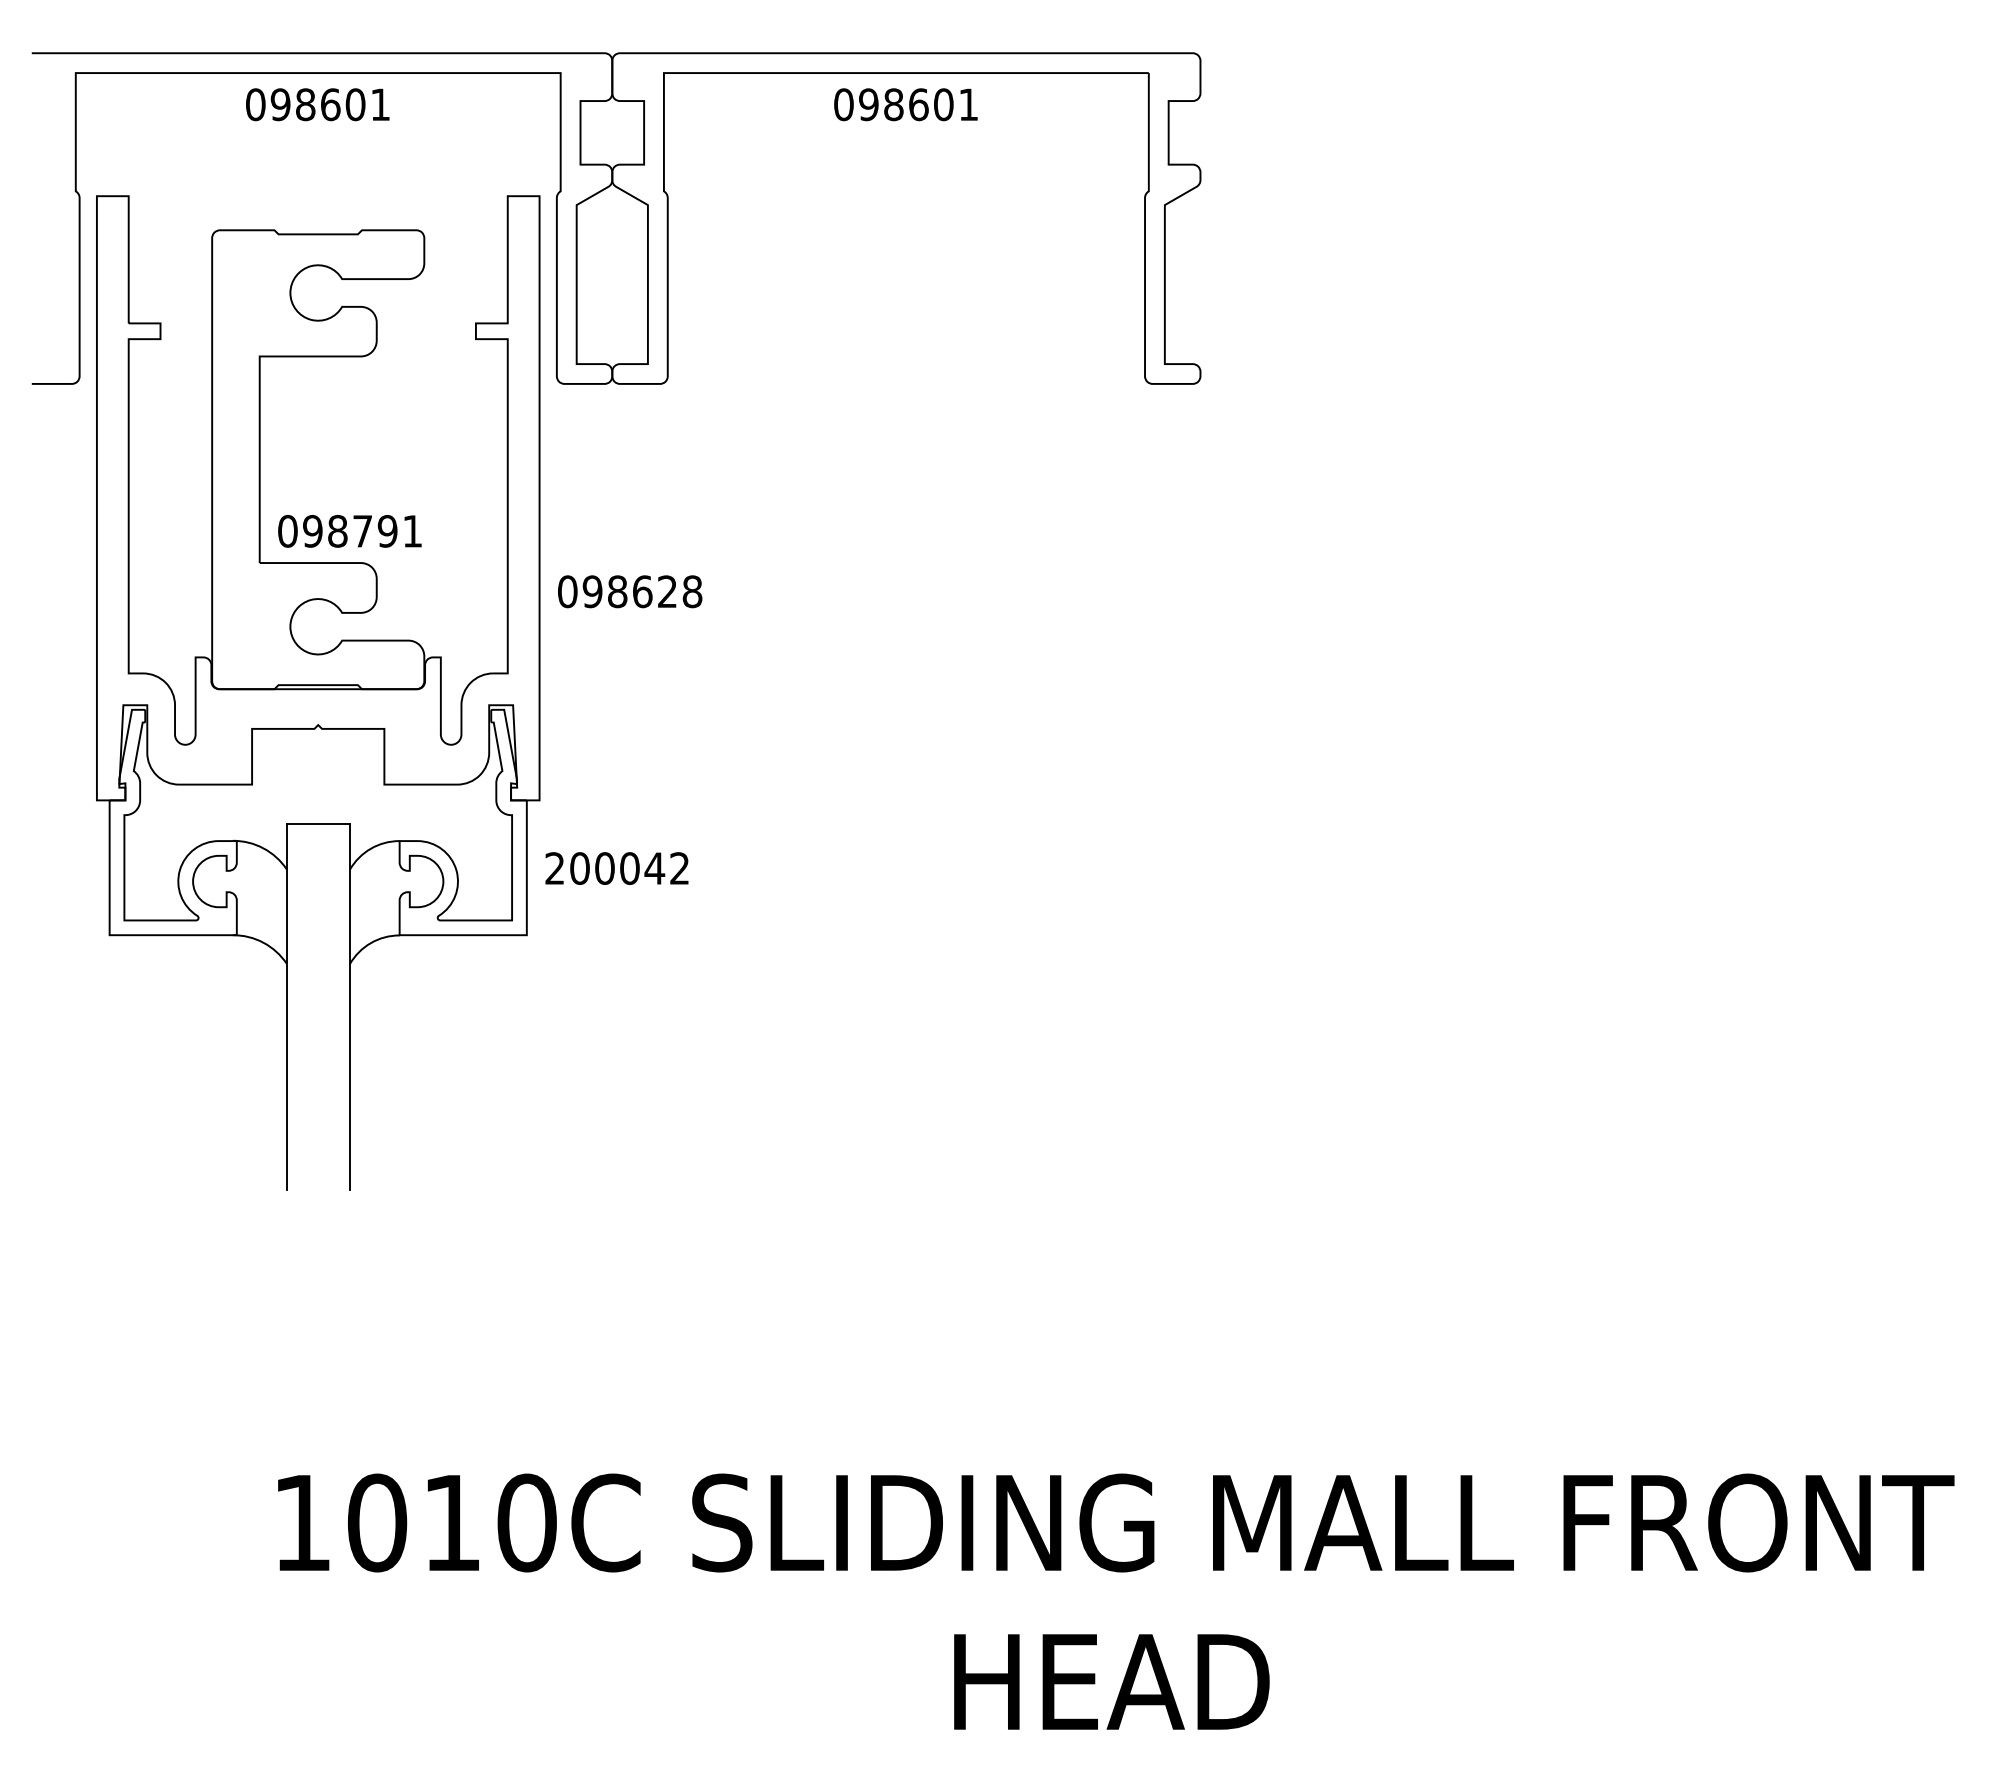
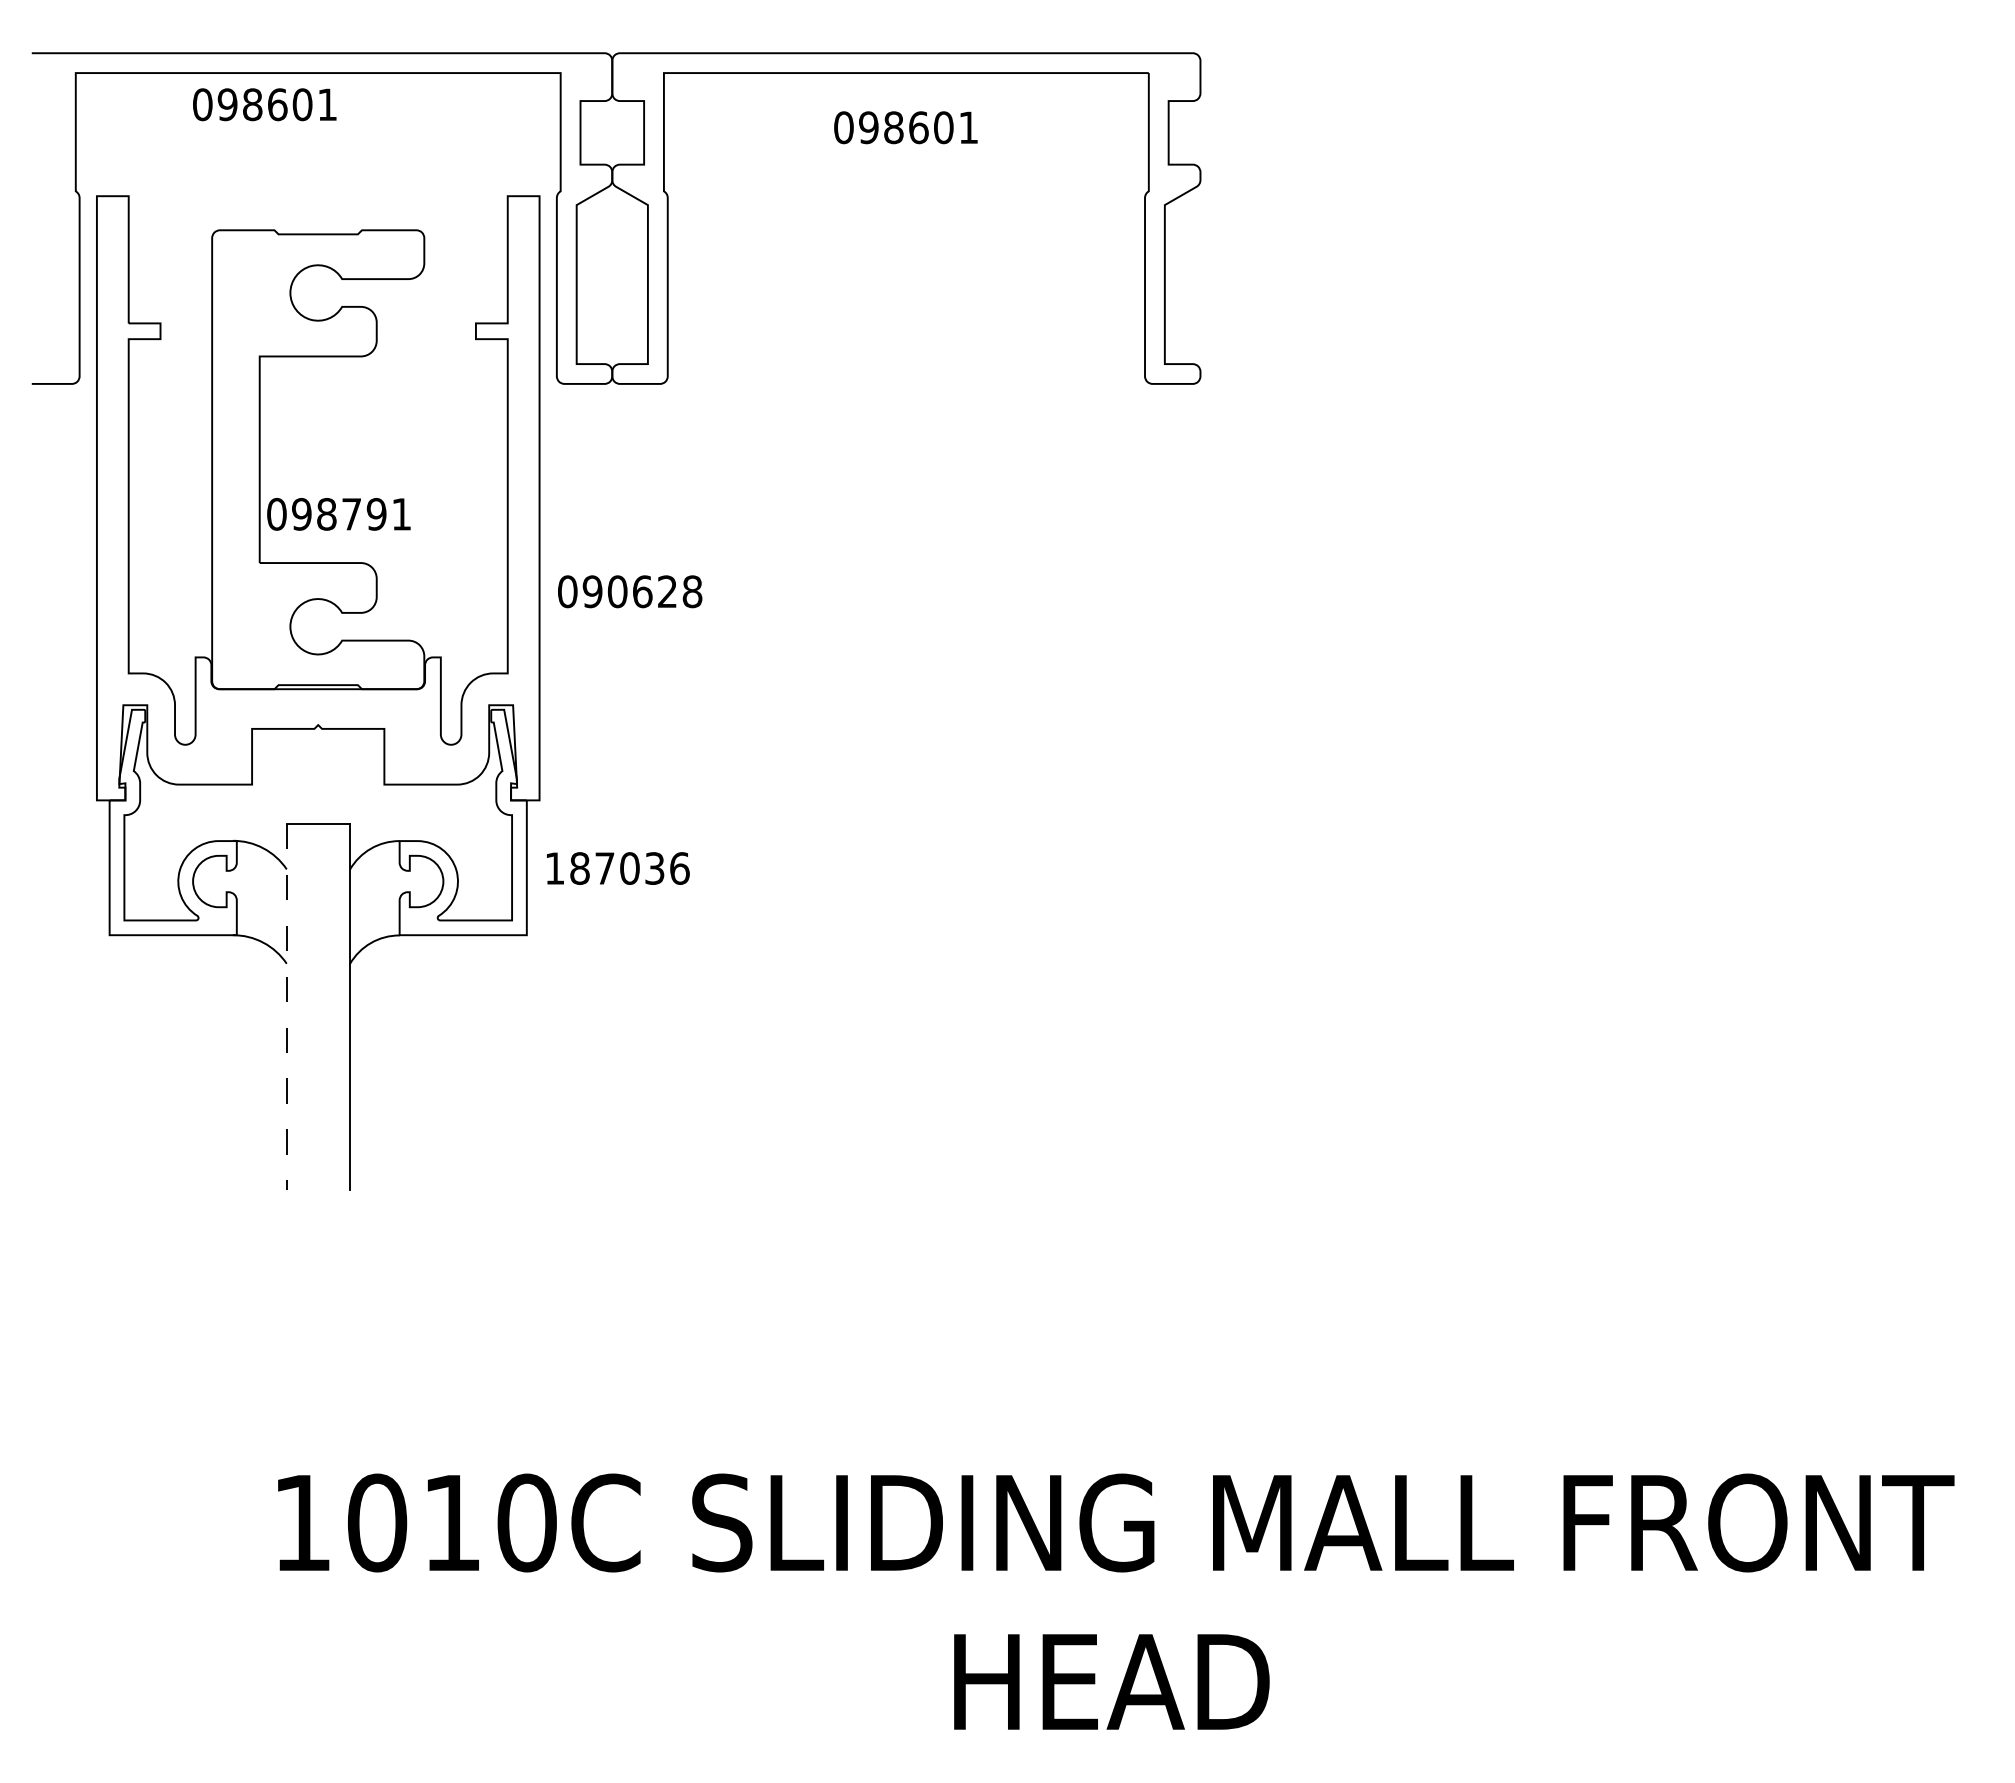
text position: (317, 104) -> (264, 104) (264, 104)
text position: (905, 104) -> (905, 127) (905, 127)
text position: (349, 531) -> (338, 514) (338, 514)
text: 098628 -> 090628 (617, 591)
text: 200042 -> 187036 (617, 868)
line: solid -> dashed (286, 1006)
